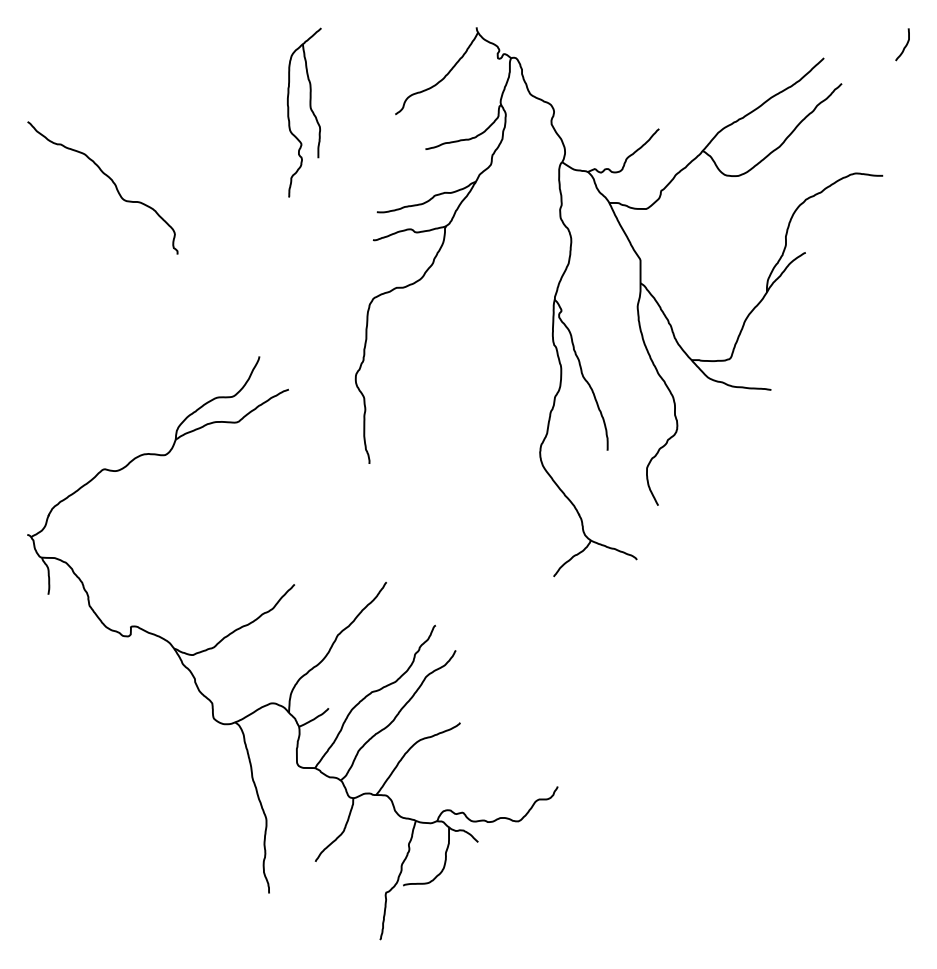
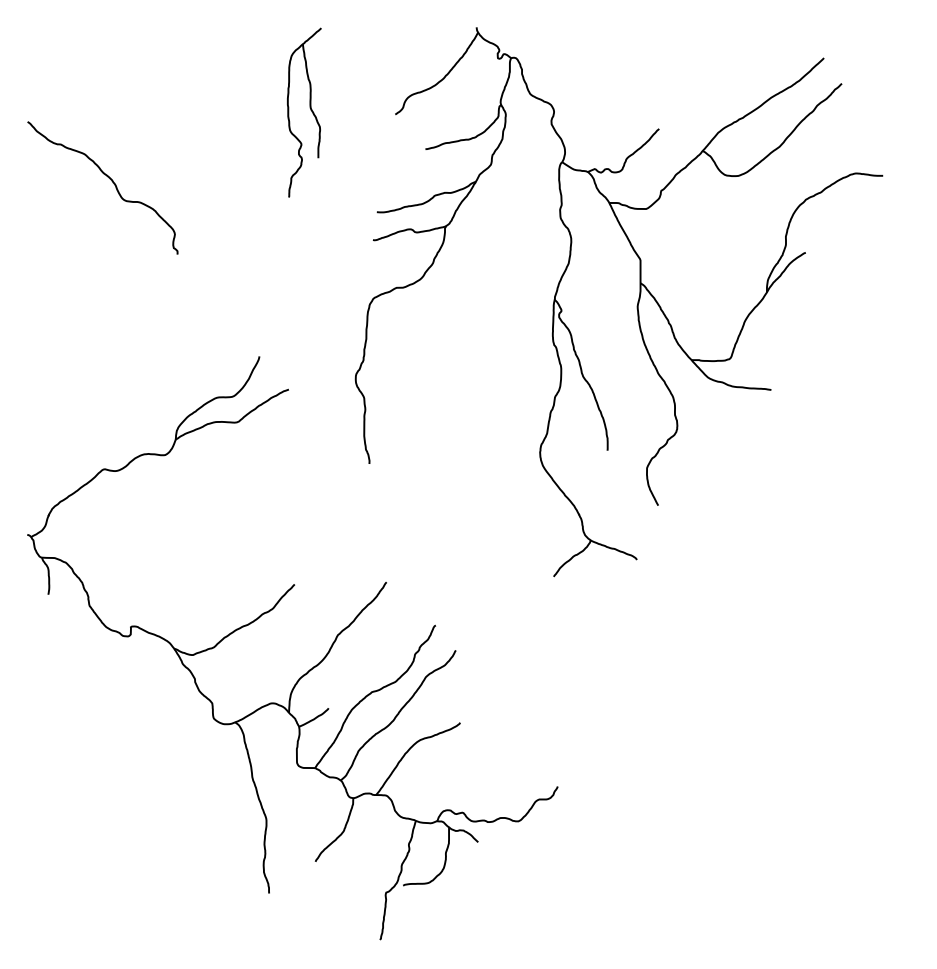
curve: present -> none (904, 46)
